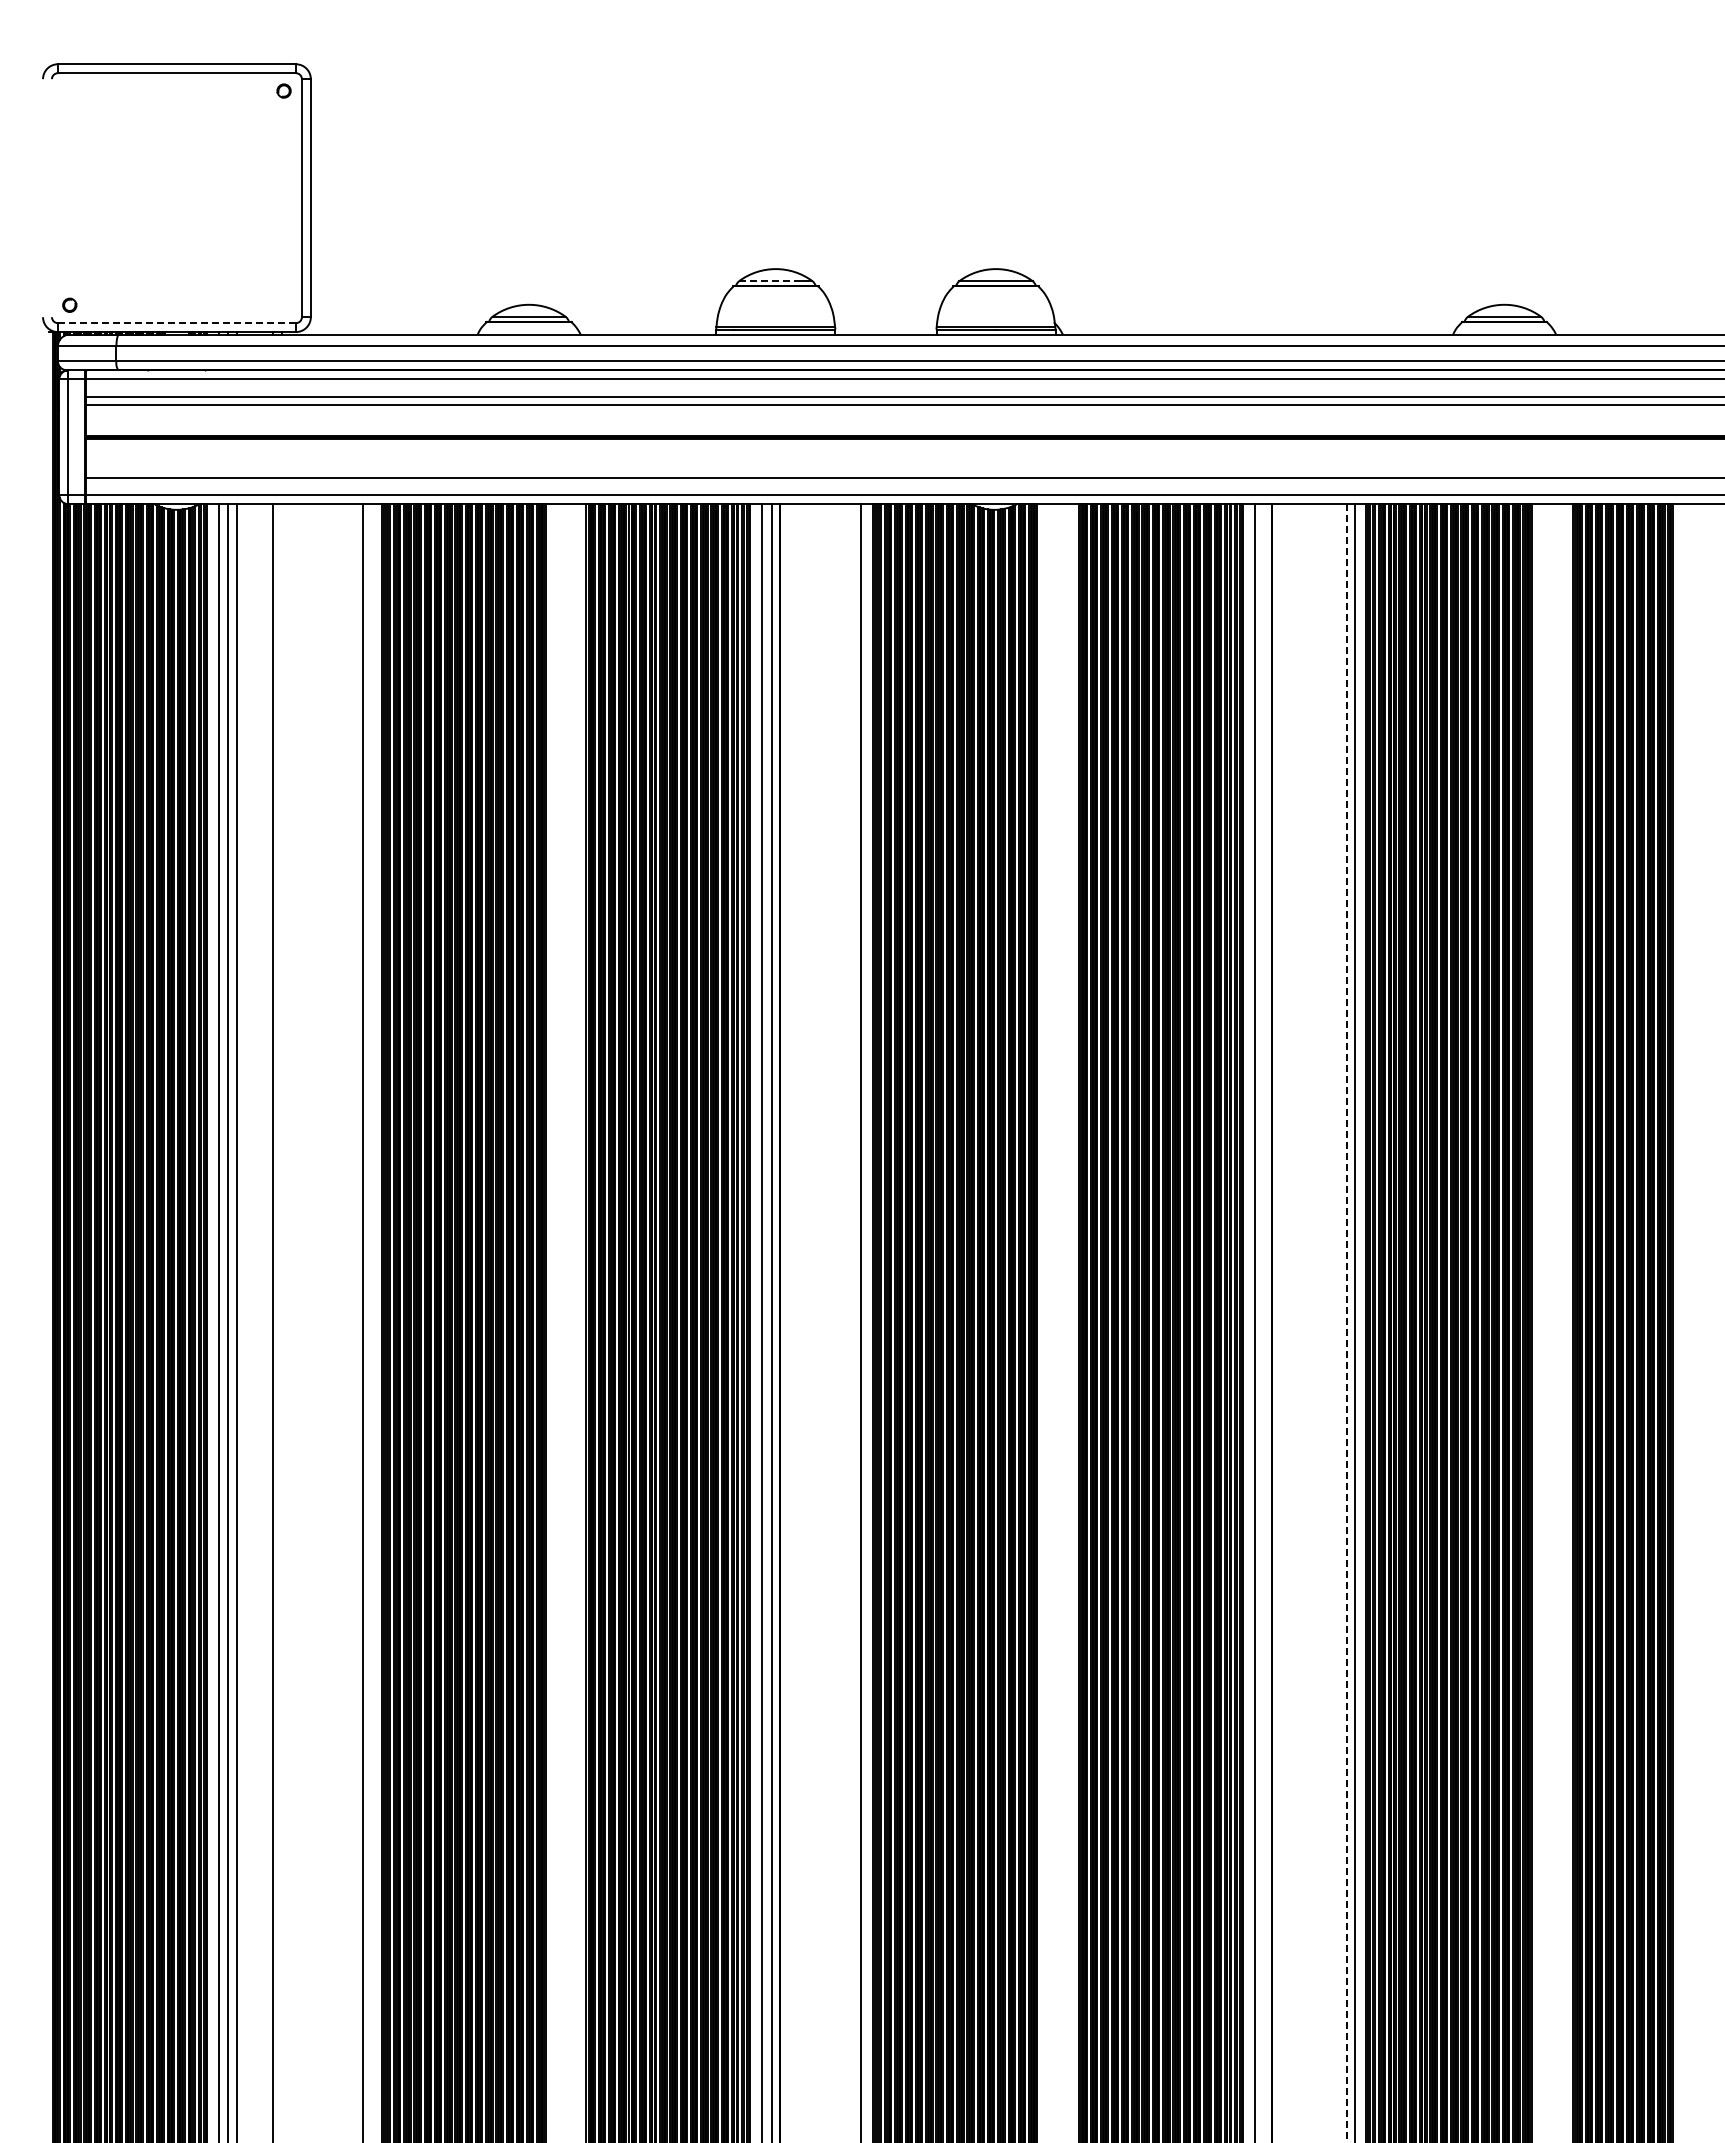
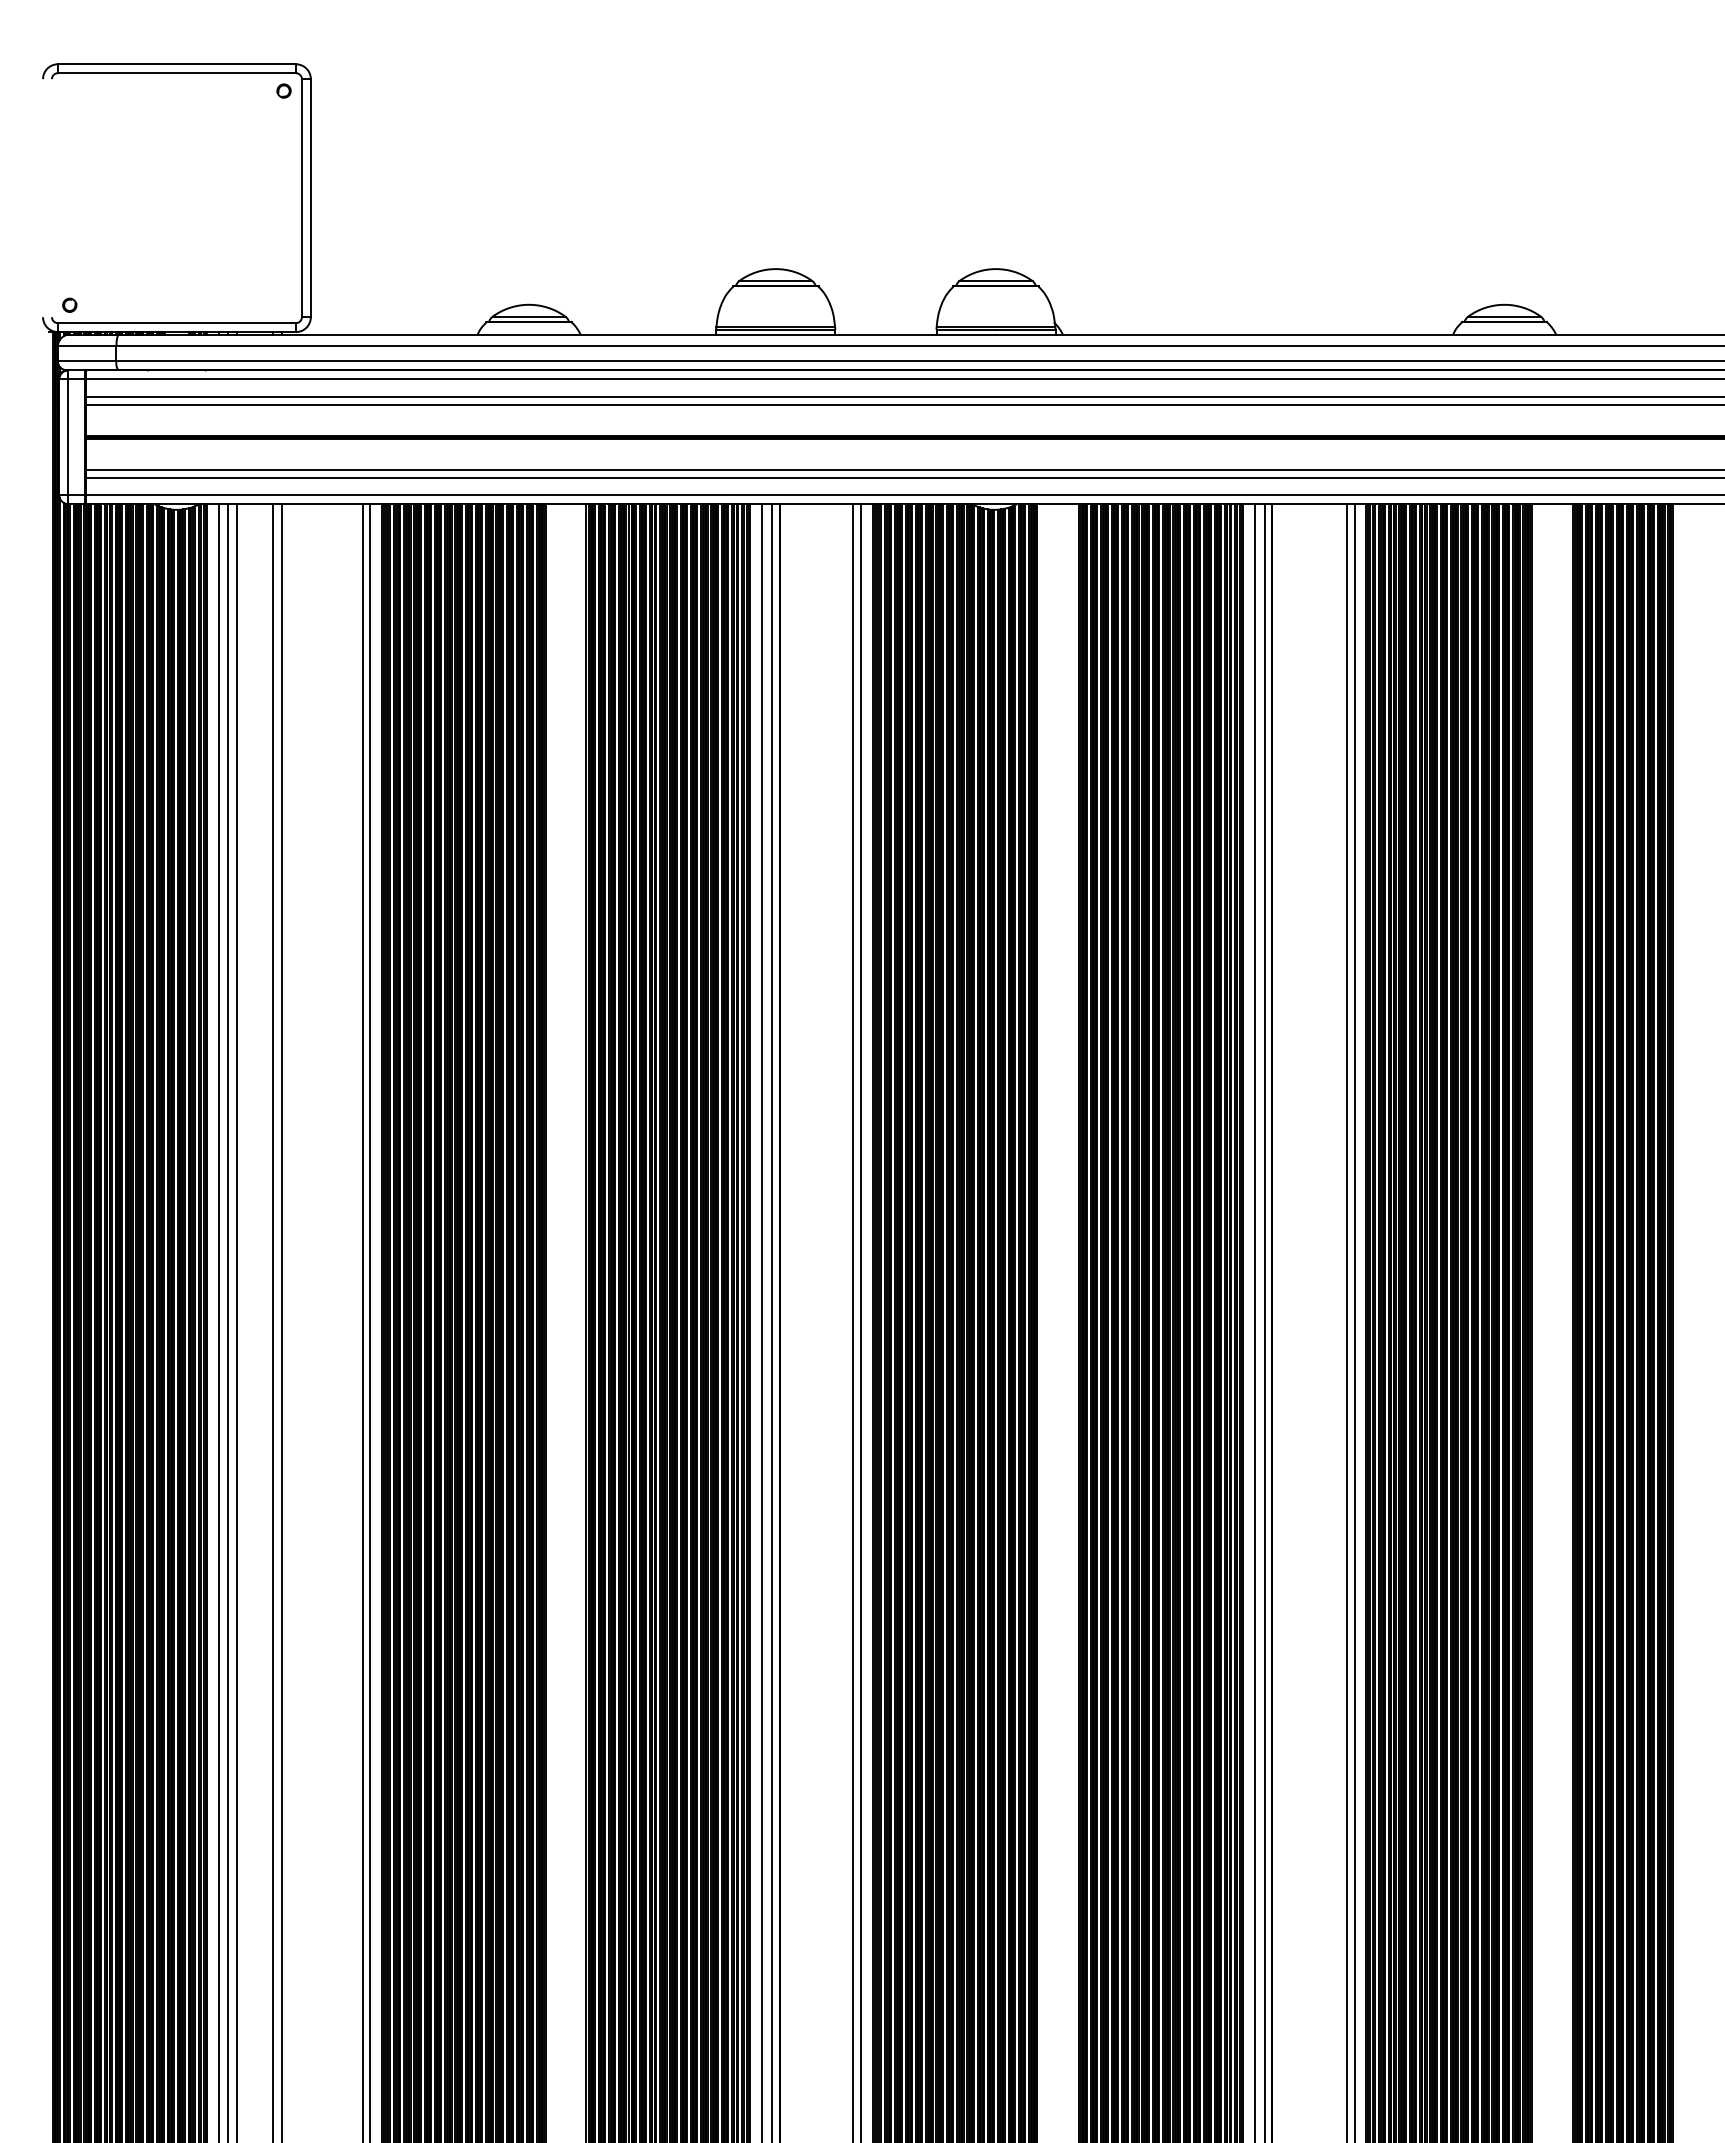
line: dashed -> solid (771, 281)
line: dashed -> solid (177, 323)
line: none -> present (903, 470)
line: none -> present (281, 1321)
line: none -> present (369, 1321)
line: none -> present (853, 1321)
line: none -> present (1265, 1321)
line: dashed -> solid (1346, 1323)
